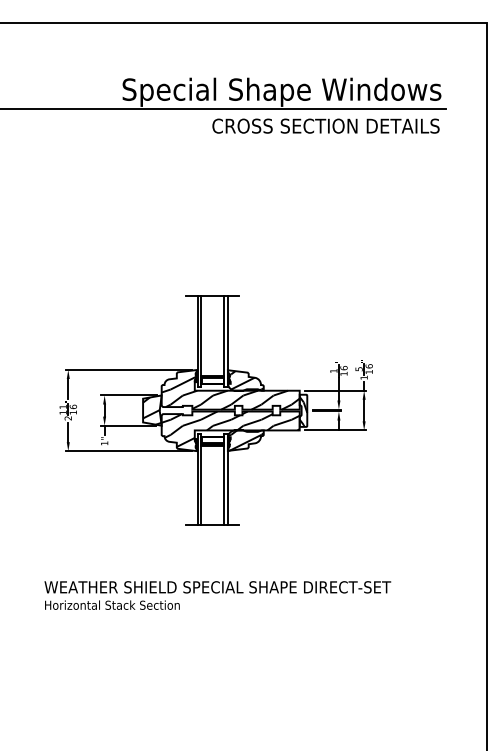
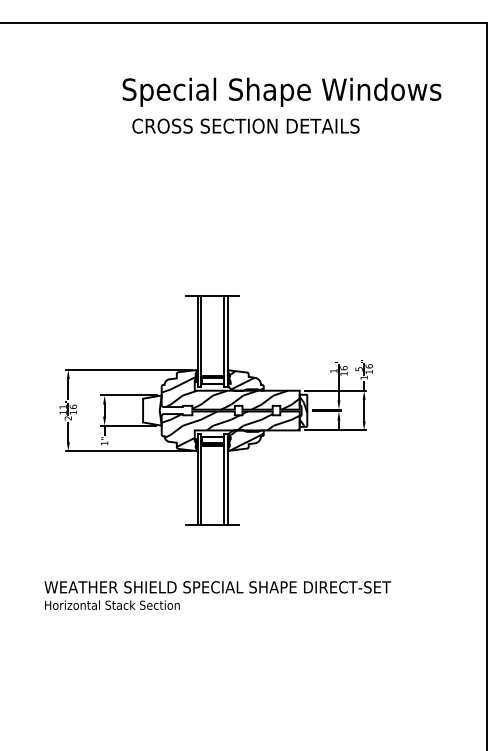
line: present -> none (223, 108)
text position: (325, 125) -> (245, 125) (245, 125)
hatch: present -> none (152, 410)
